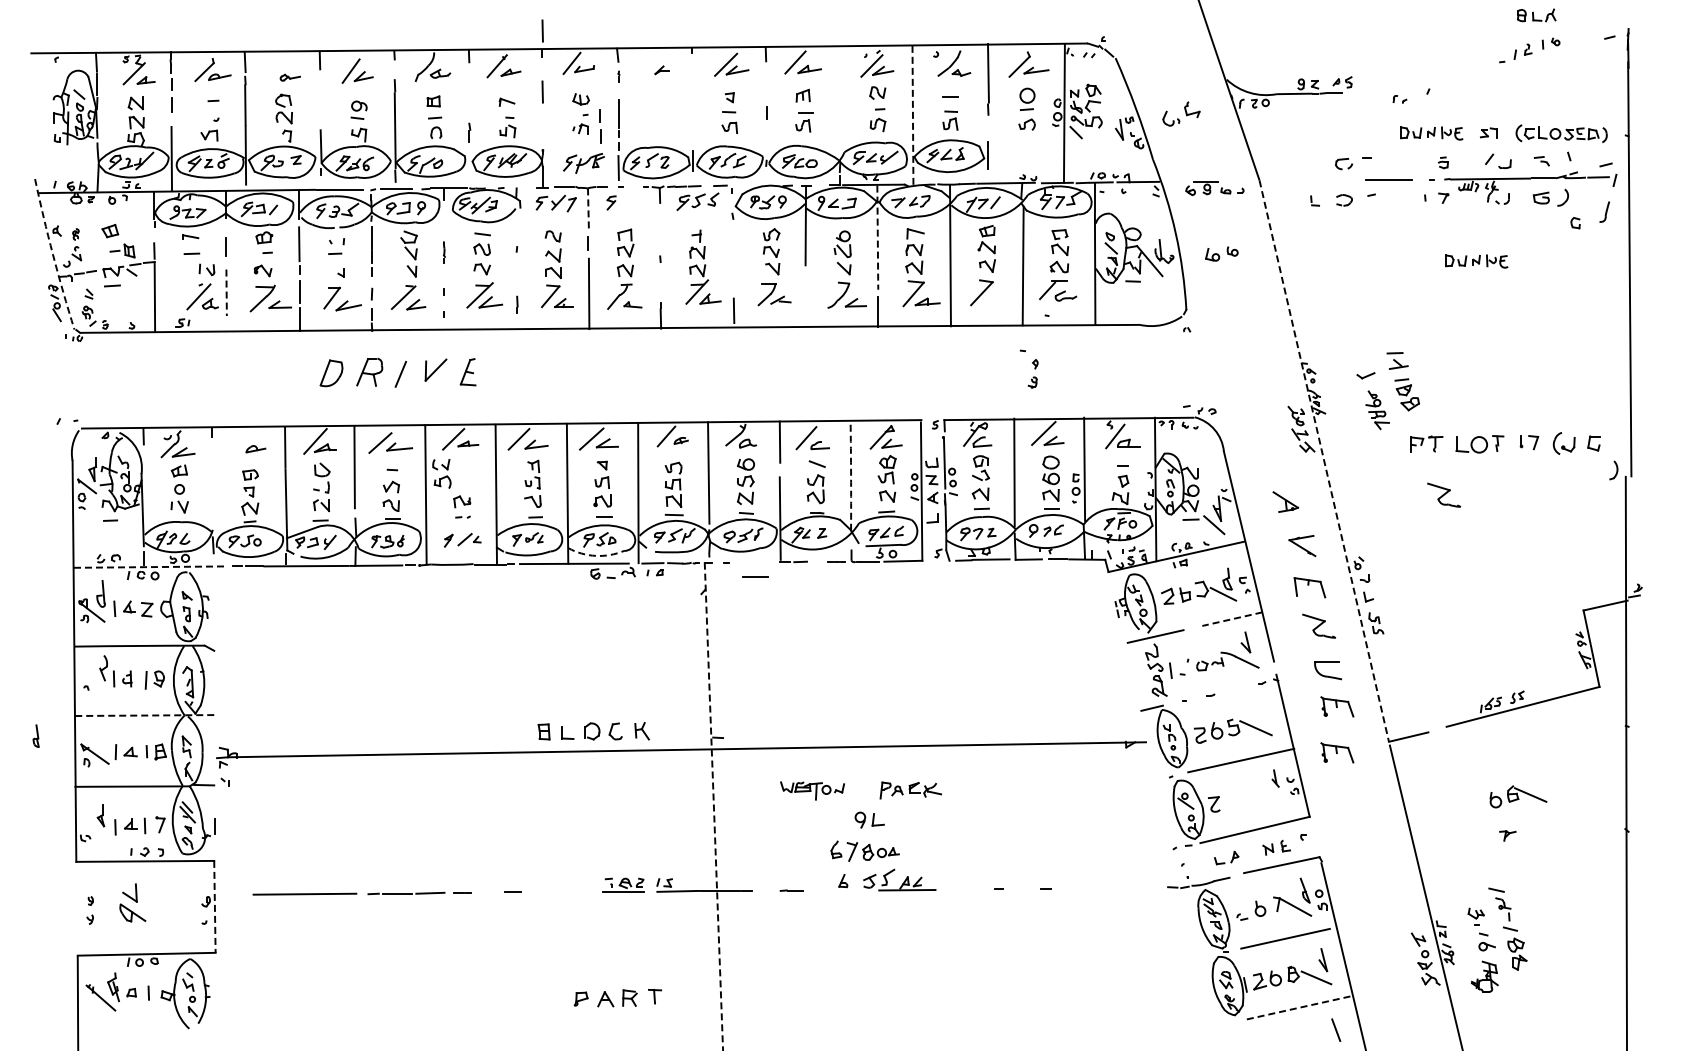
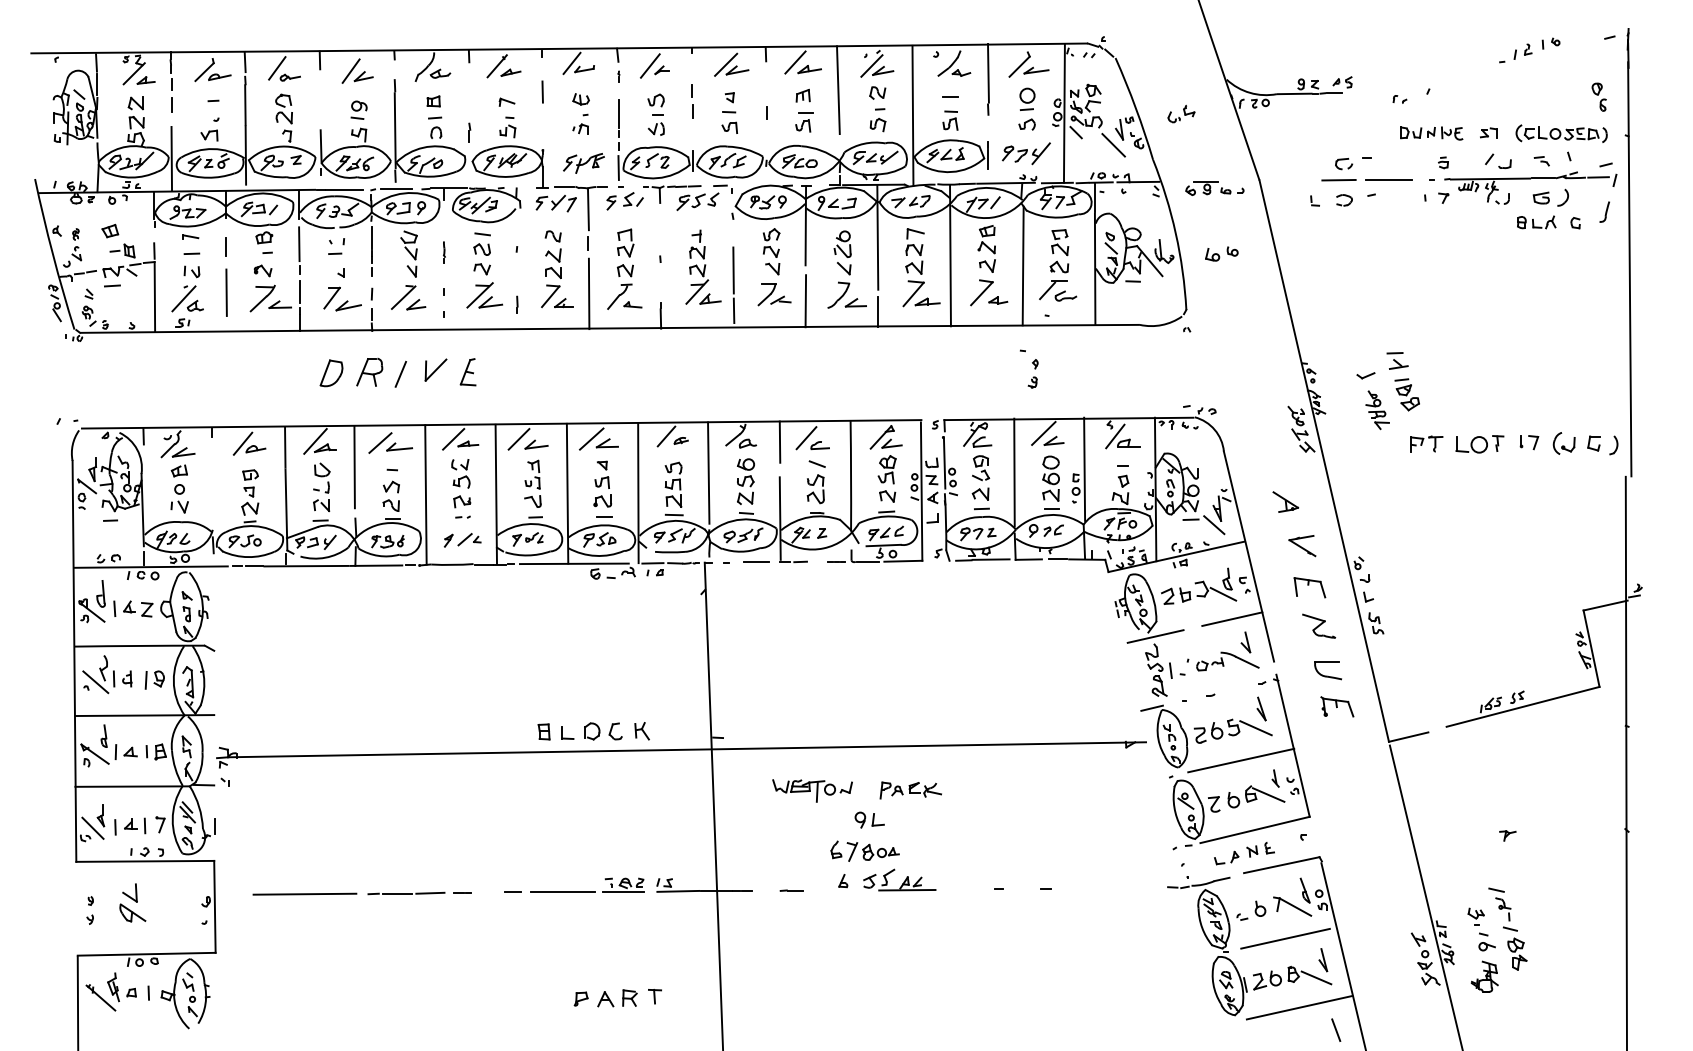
part position: (1536, 15) -> (1536, 222) (1536, 222)
line: present -> none (542, 30)
line: none -> present (649, 65)
line: none -> present (277, 68)
line: none -> present (838, 90)
part: none -> present (1598, 96)
part size: 39x26 px -> 29x20 px (1181, 113)
part: none -> present (655, 114)
line: dashed -> solid (912, 115)
line position: (600, 129) -> (692, 104) (692, 104)
line: none -> present (1113, 145)
part: none -> present (1026, 153)
line: none -> present (1338, 180)
part: none -> present (633, 199)
line: dashed -> solid (588, 209)
line: dashed -> solid (877, 238)
arc: dashed -> solid (53, 254)
part: present -> none (1476, 261)
line: none -> present (733, 270)
part position: (202, 286) -> (187, 288) (187, 288)
line: dashed -> solid (226, 293)
part: none -> present (998, 300)
line: none -> present (805, 301)
line: none -> present (242, 443)
line: dashed -> solid (1324, 461)
part position: (1613, 470) -> (1613, 445) (1613, 445)
part position: (441, 473) -> (460, 473) (460, 473)
arc: dashed -> solid (851, 475)
part: present -> none (1444, 494)
arc: dashed -> solid (595, 555)
line: dashed -> solid (150, 567)
line position: (755, 576) -> (756, 561) (756, 561)
line: dashed -> solid (1232, 619)
line: none -> present (95, 682)
part: none -> present (1261, 708)
line: dashed -> solid (144, 715)
part position: (35, 735) -> (103, 735) (103, 735)
part: present -> none (1337, 752)
part size: 65x20 px -> 81x24 px (812, 790)
part position: (1518, 796) -> (1256, 796) (1256, 796)
line: dashed -> solid (713, 807)
line: none -> present (92, 827)
part position: (1276, 847) -> (1260, 849) (1260, 849)
line: none -> present (562, 892)
line: dashed -> solid (214, 906)
line: dashed -> solid (1300, 1007)
